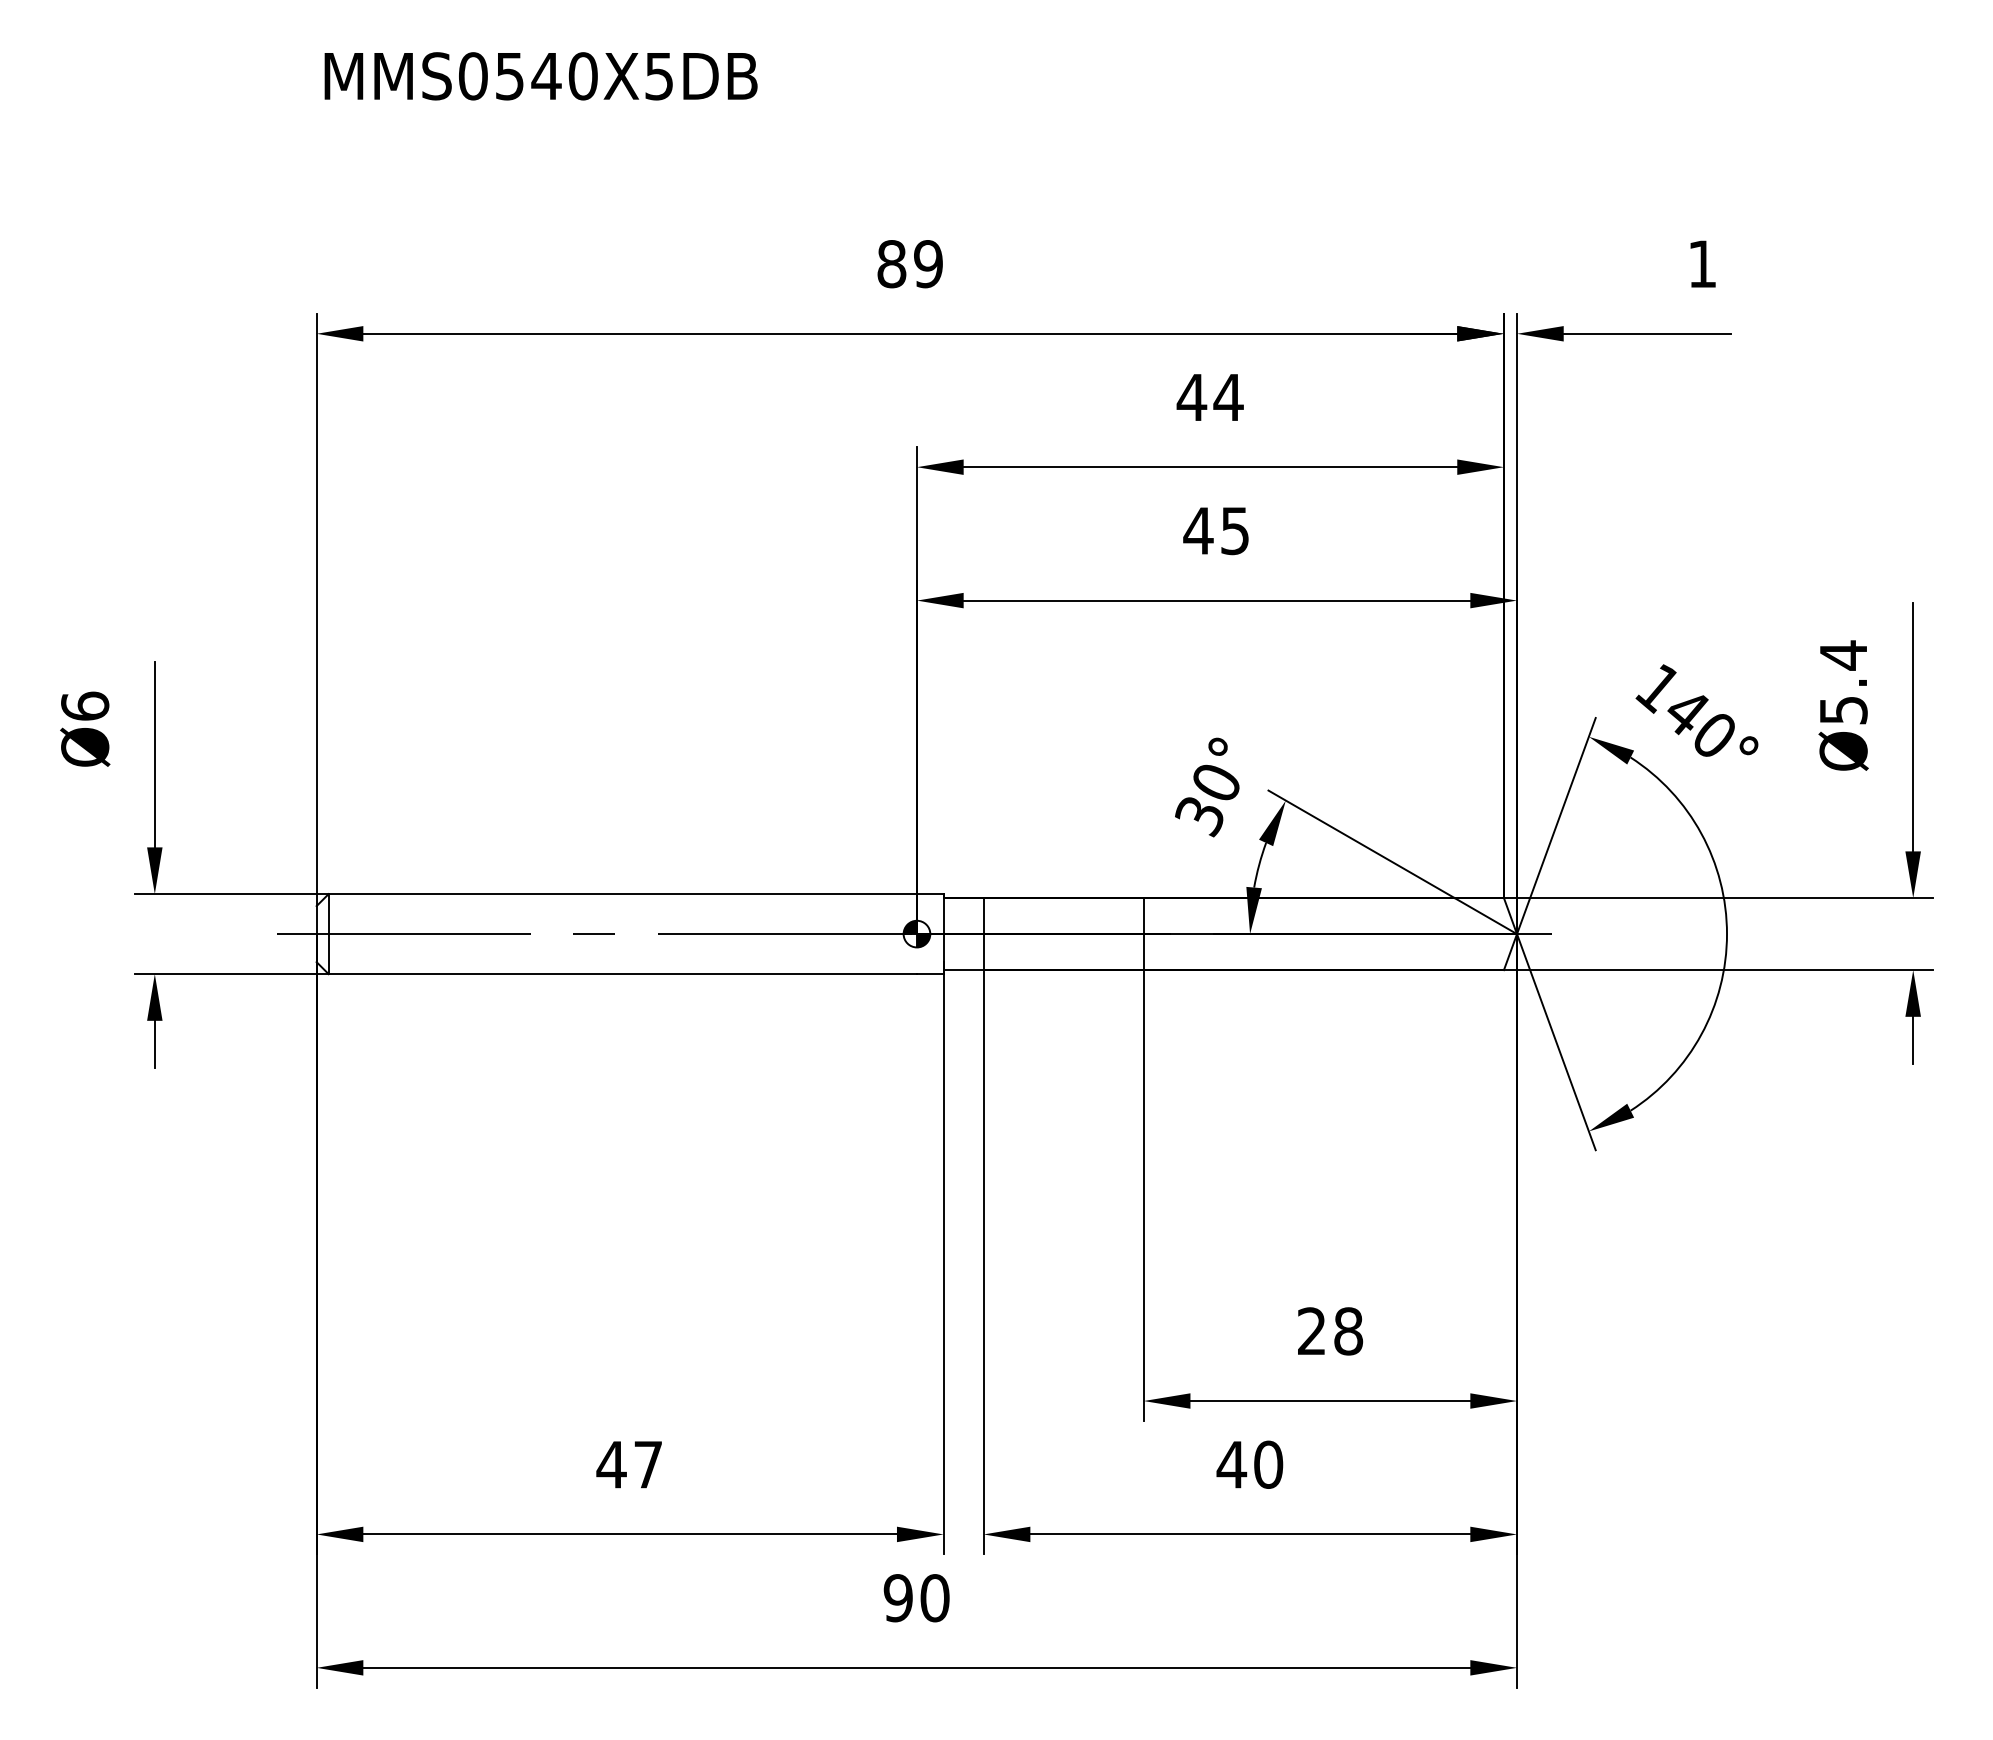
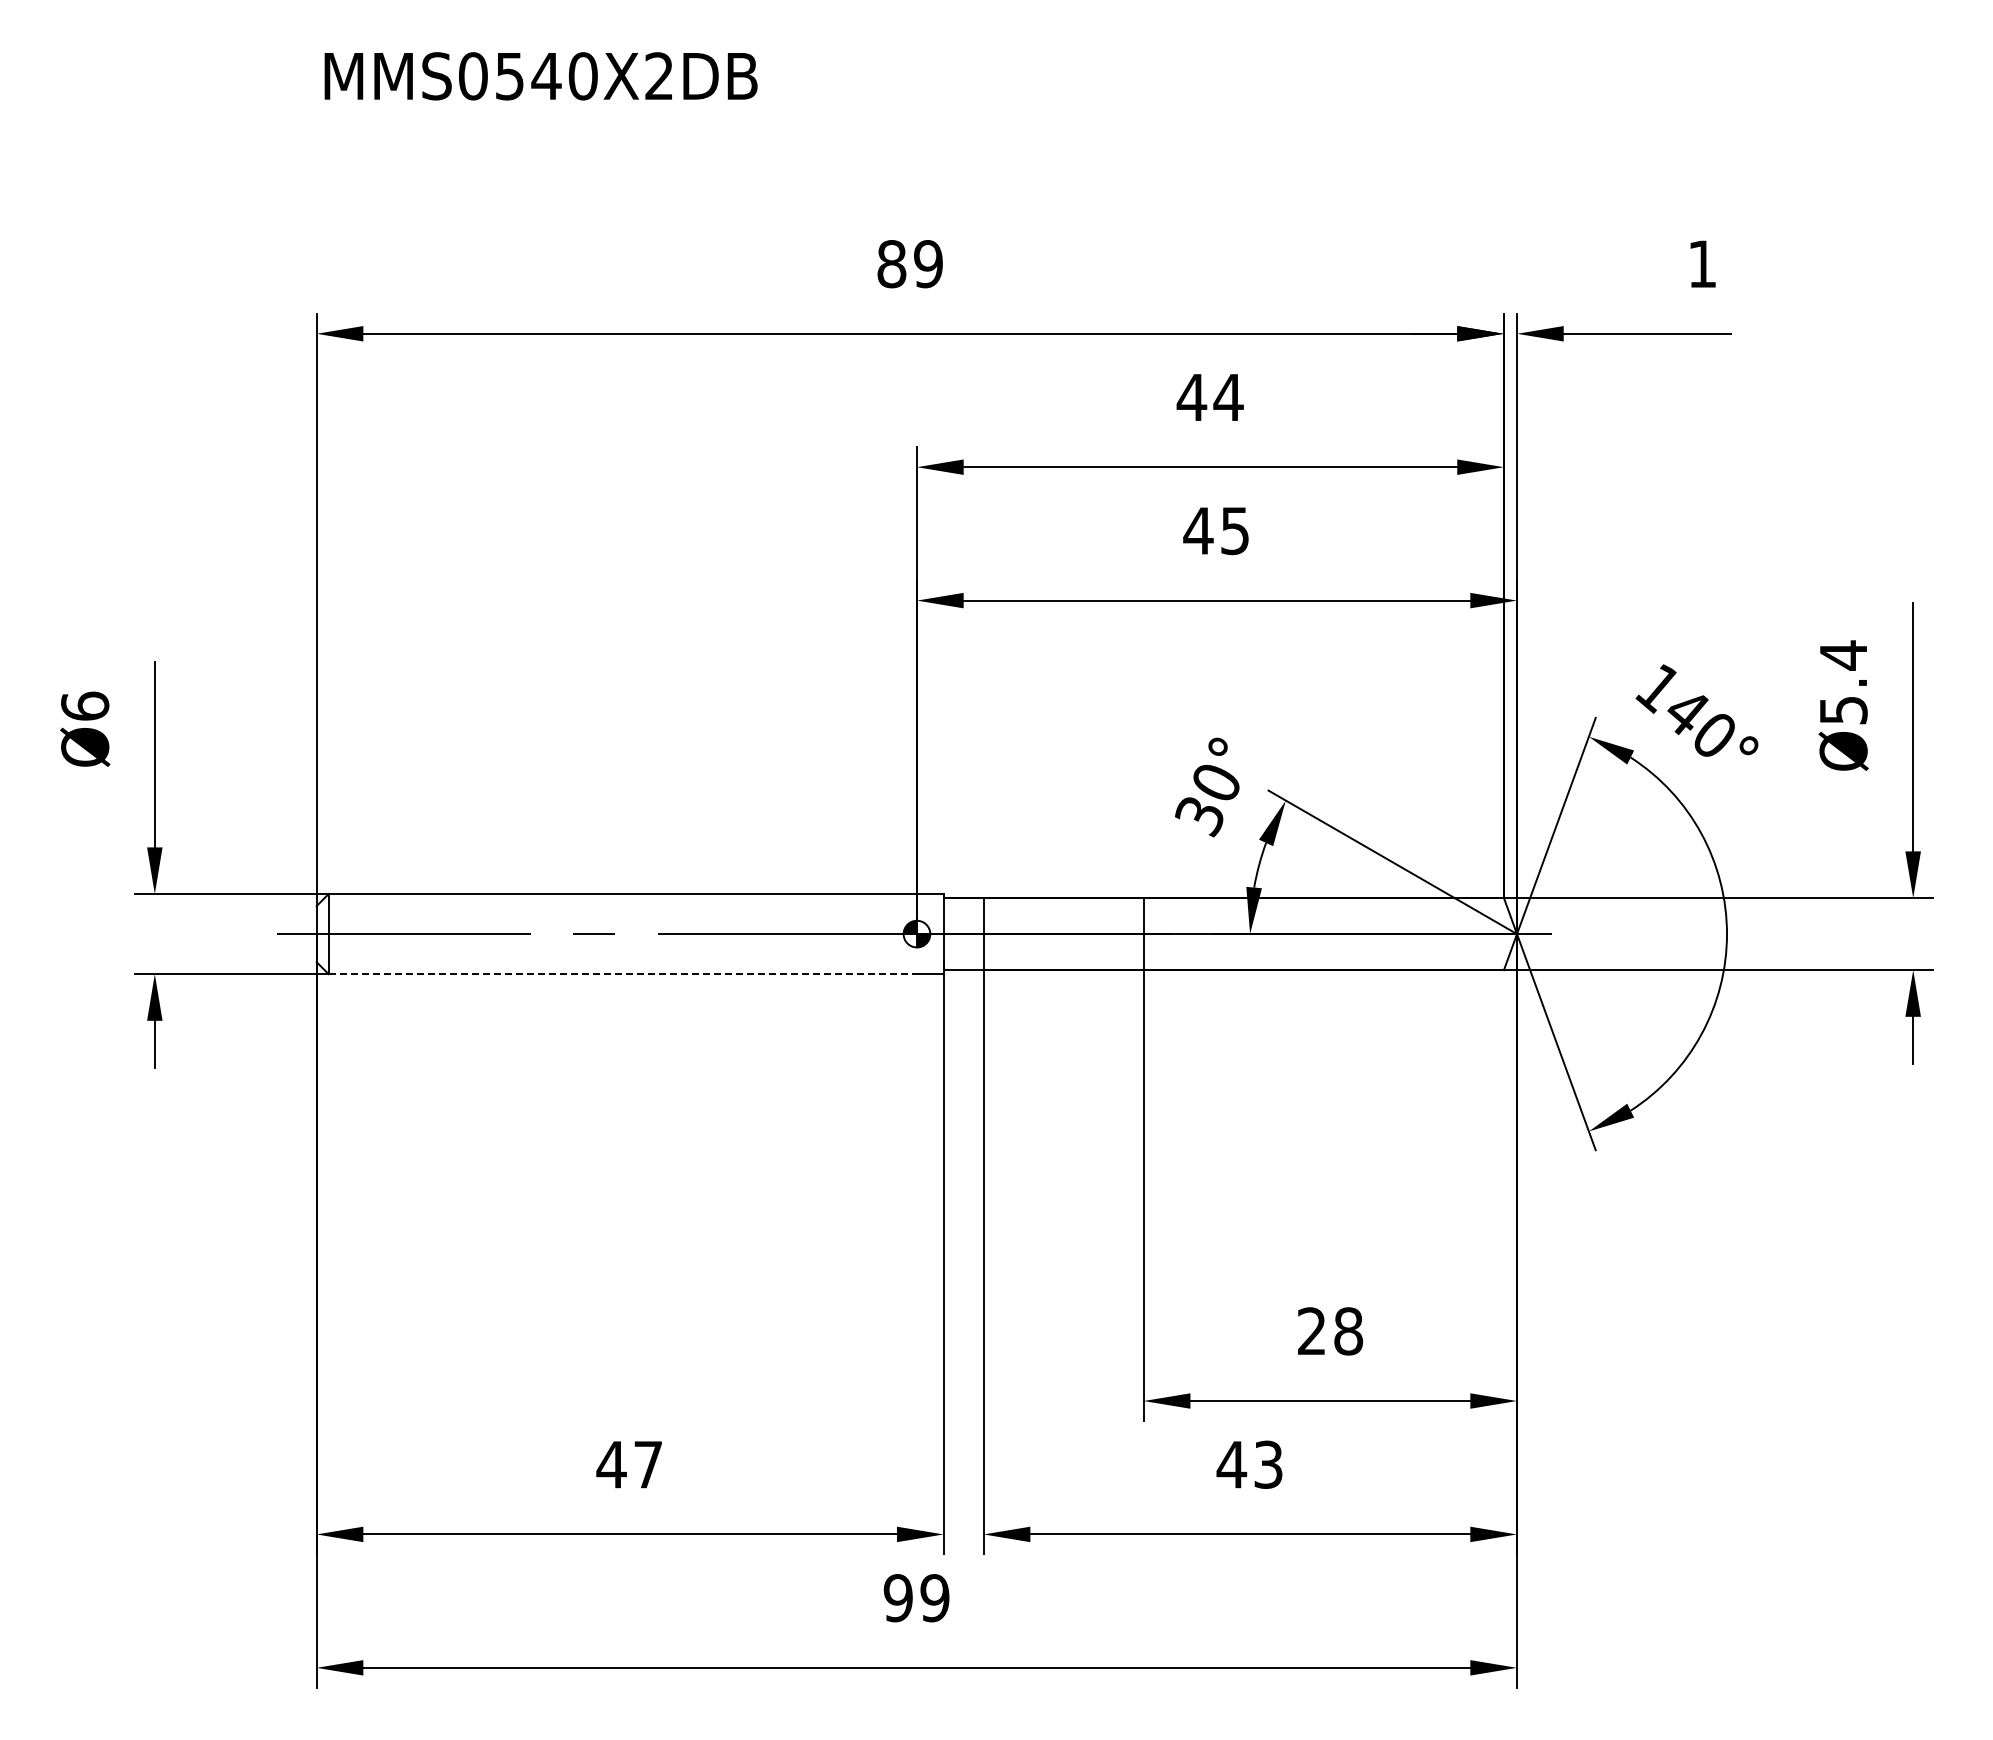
text: MMS0540X5DB -> MMS0540X2DB (658, 76)
line: solid -> dashed (623, 974)
text: 40 -> 43 (1268, 1464)
text: 90 -> 99 (934, 1598)
